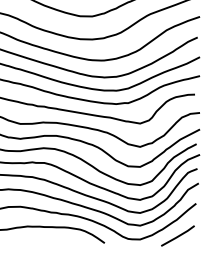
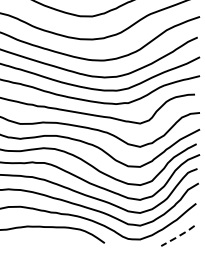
line: solid -> dashed (178, 236)
